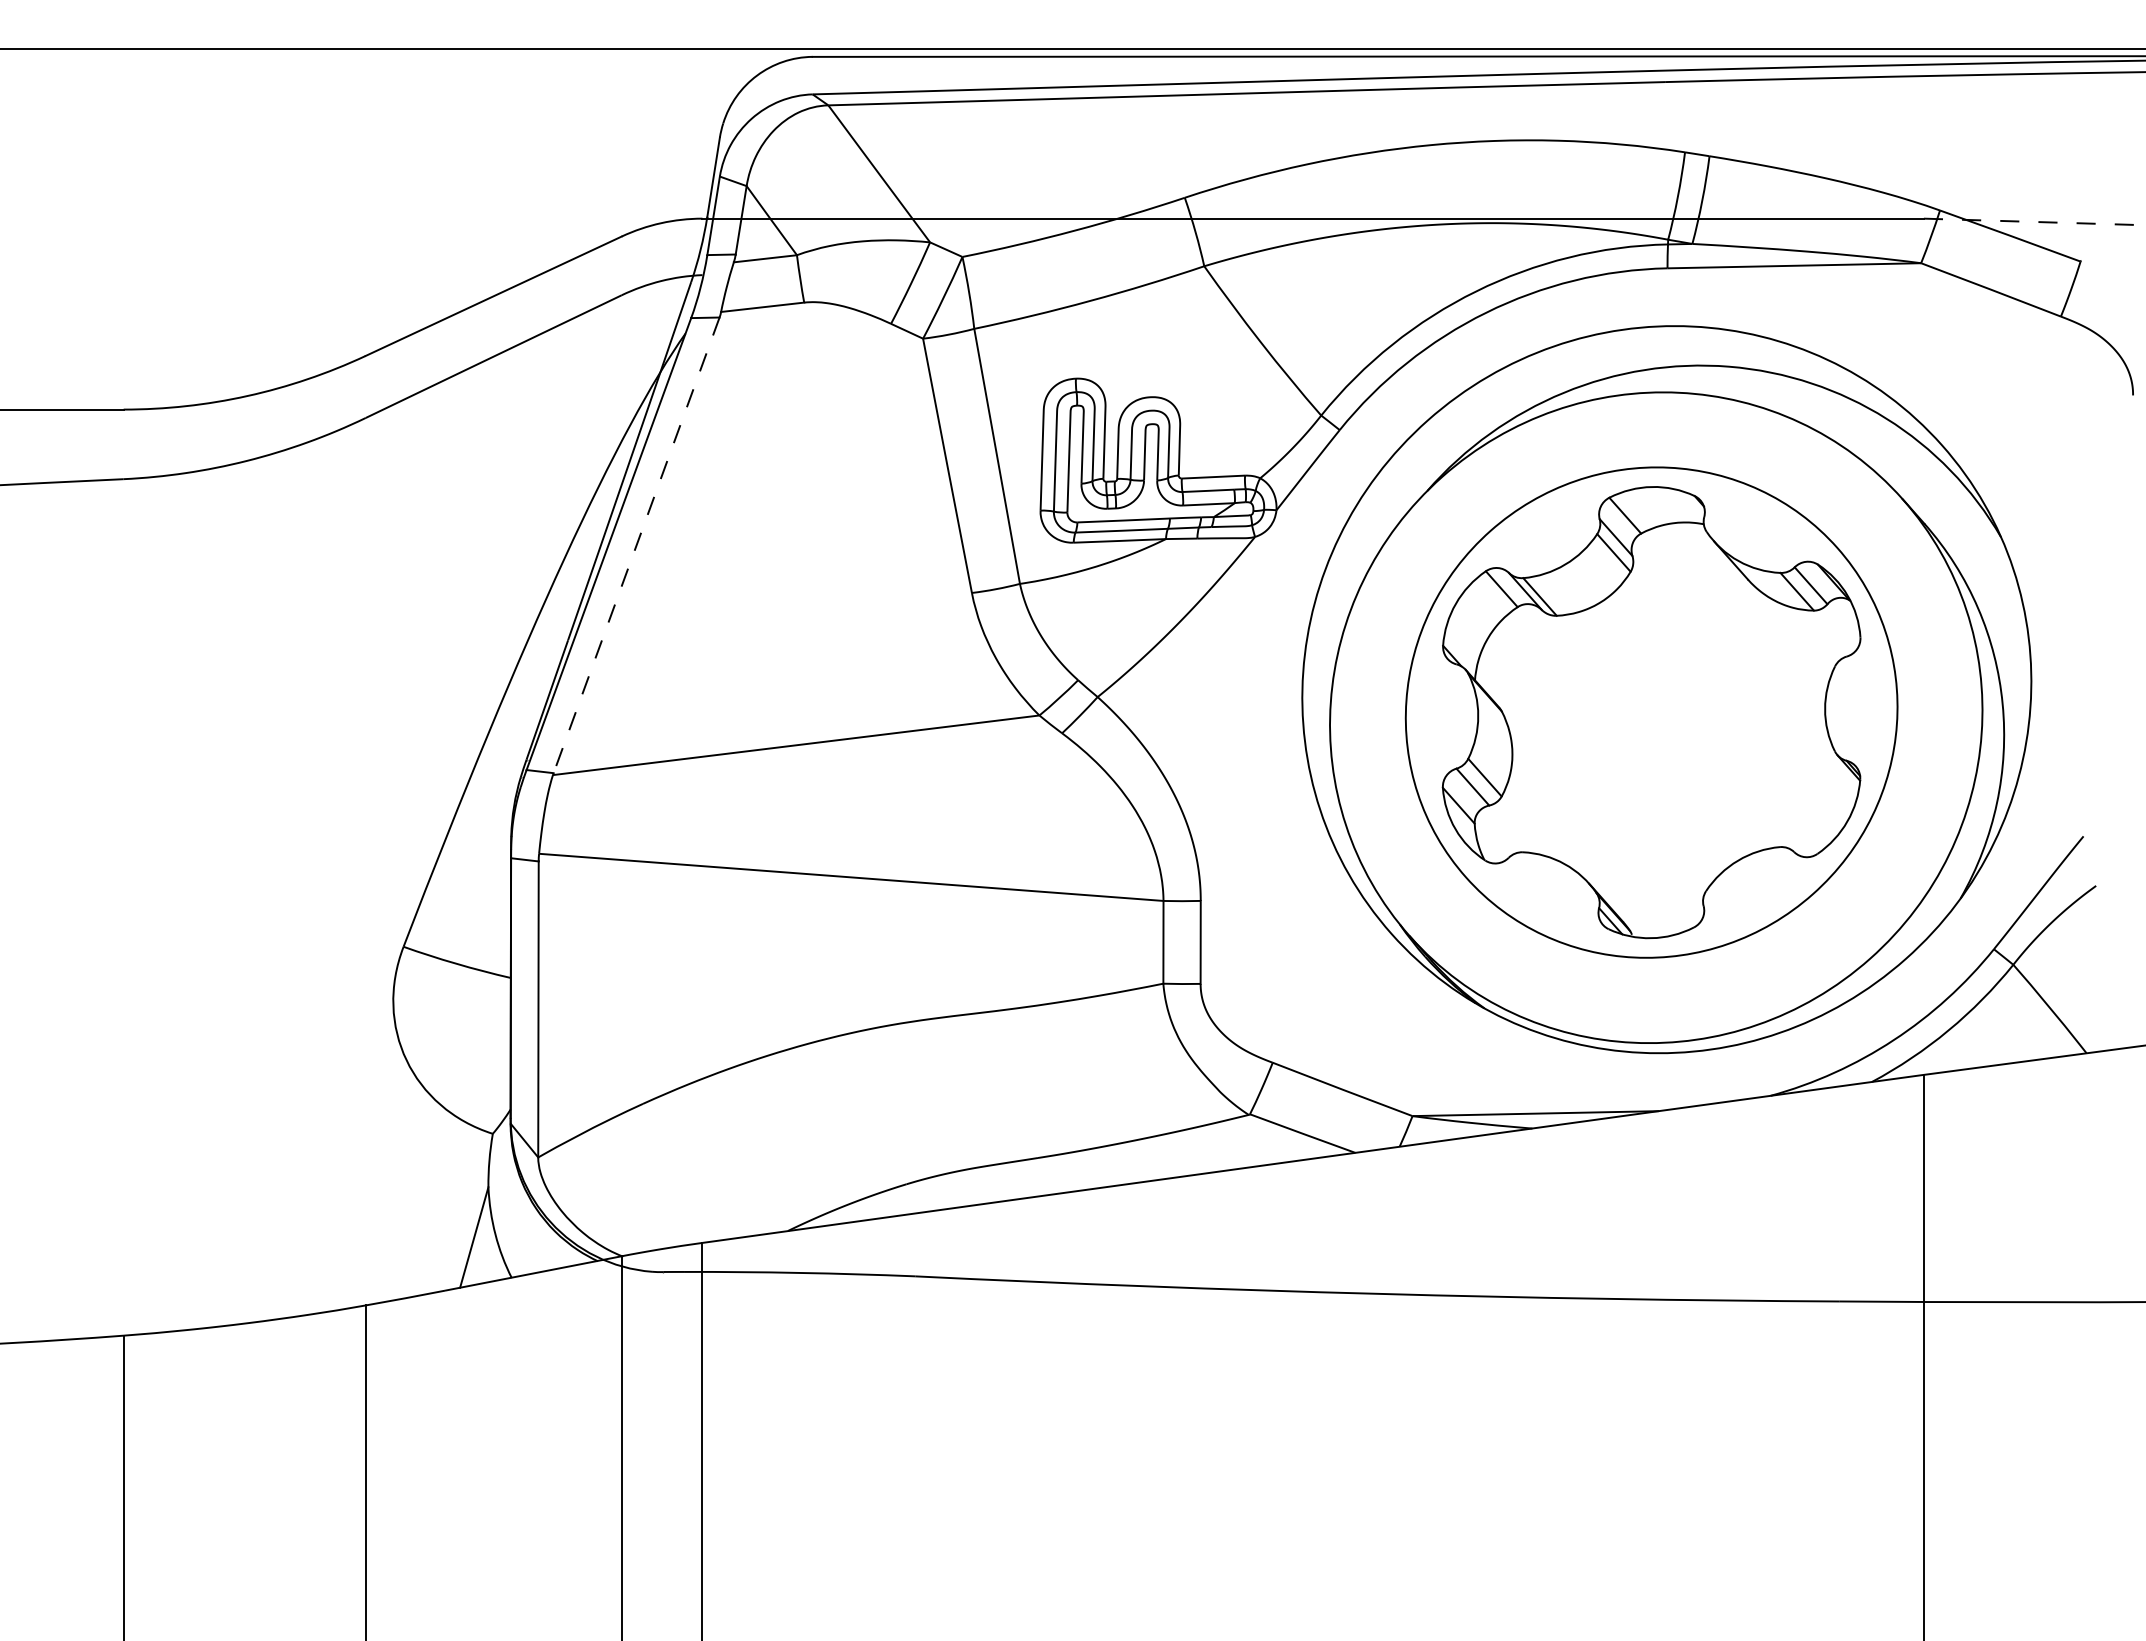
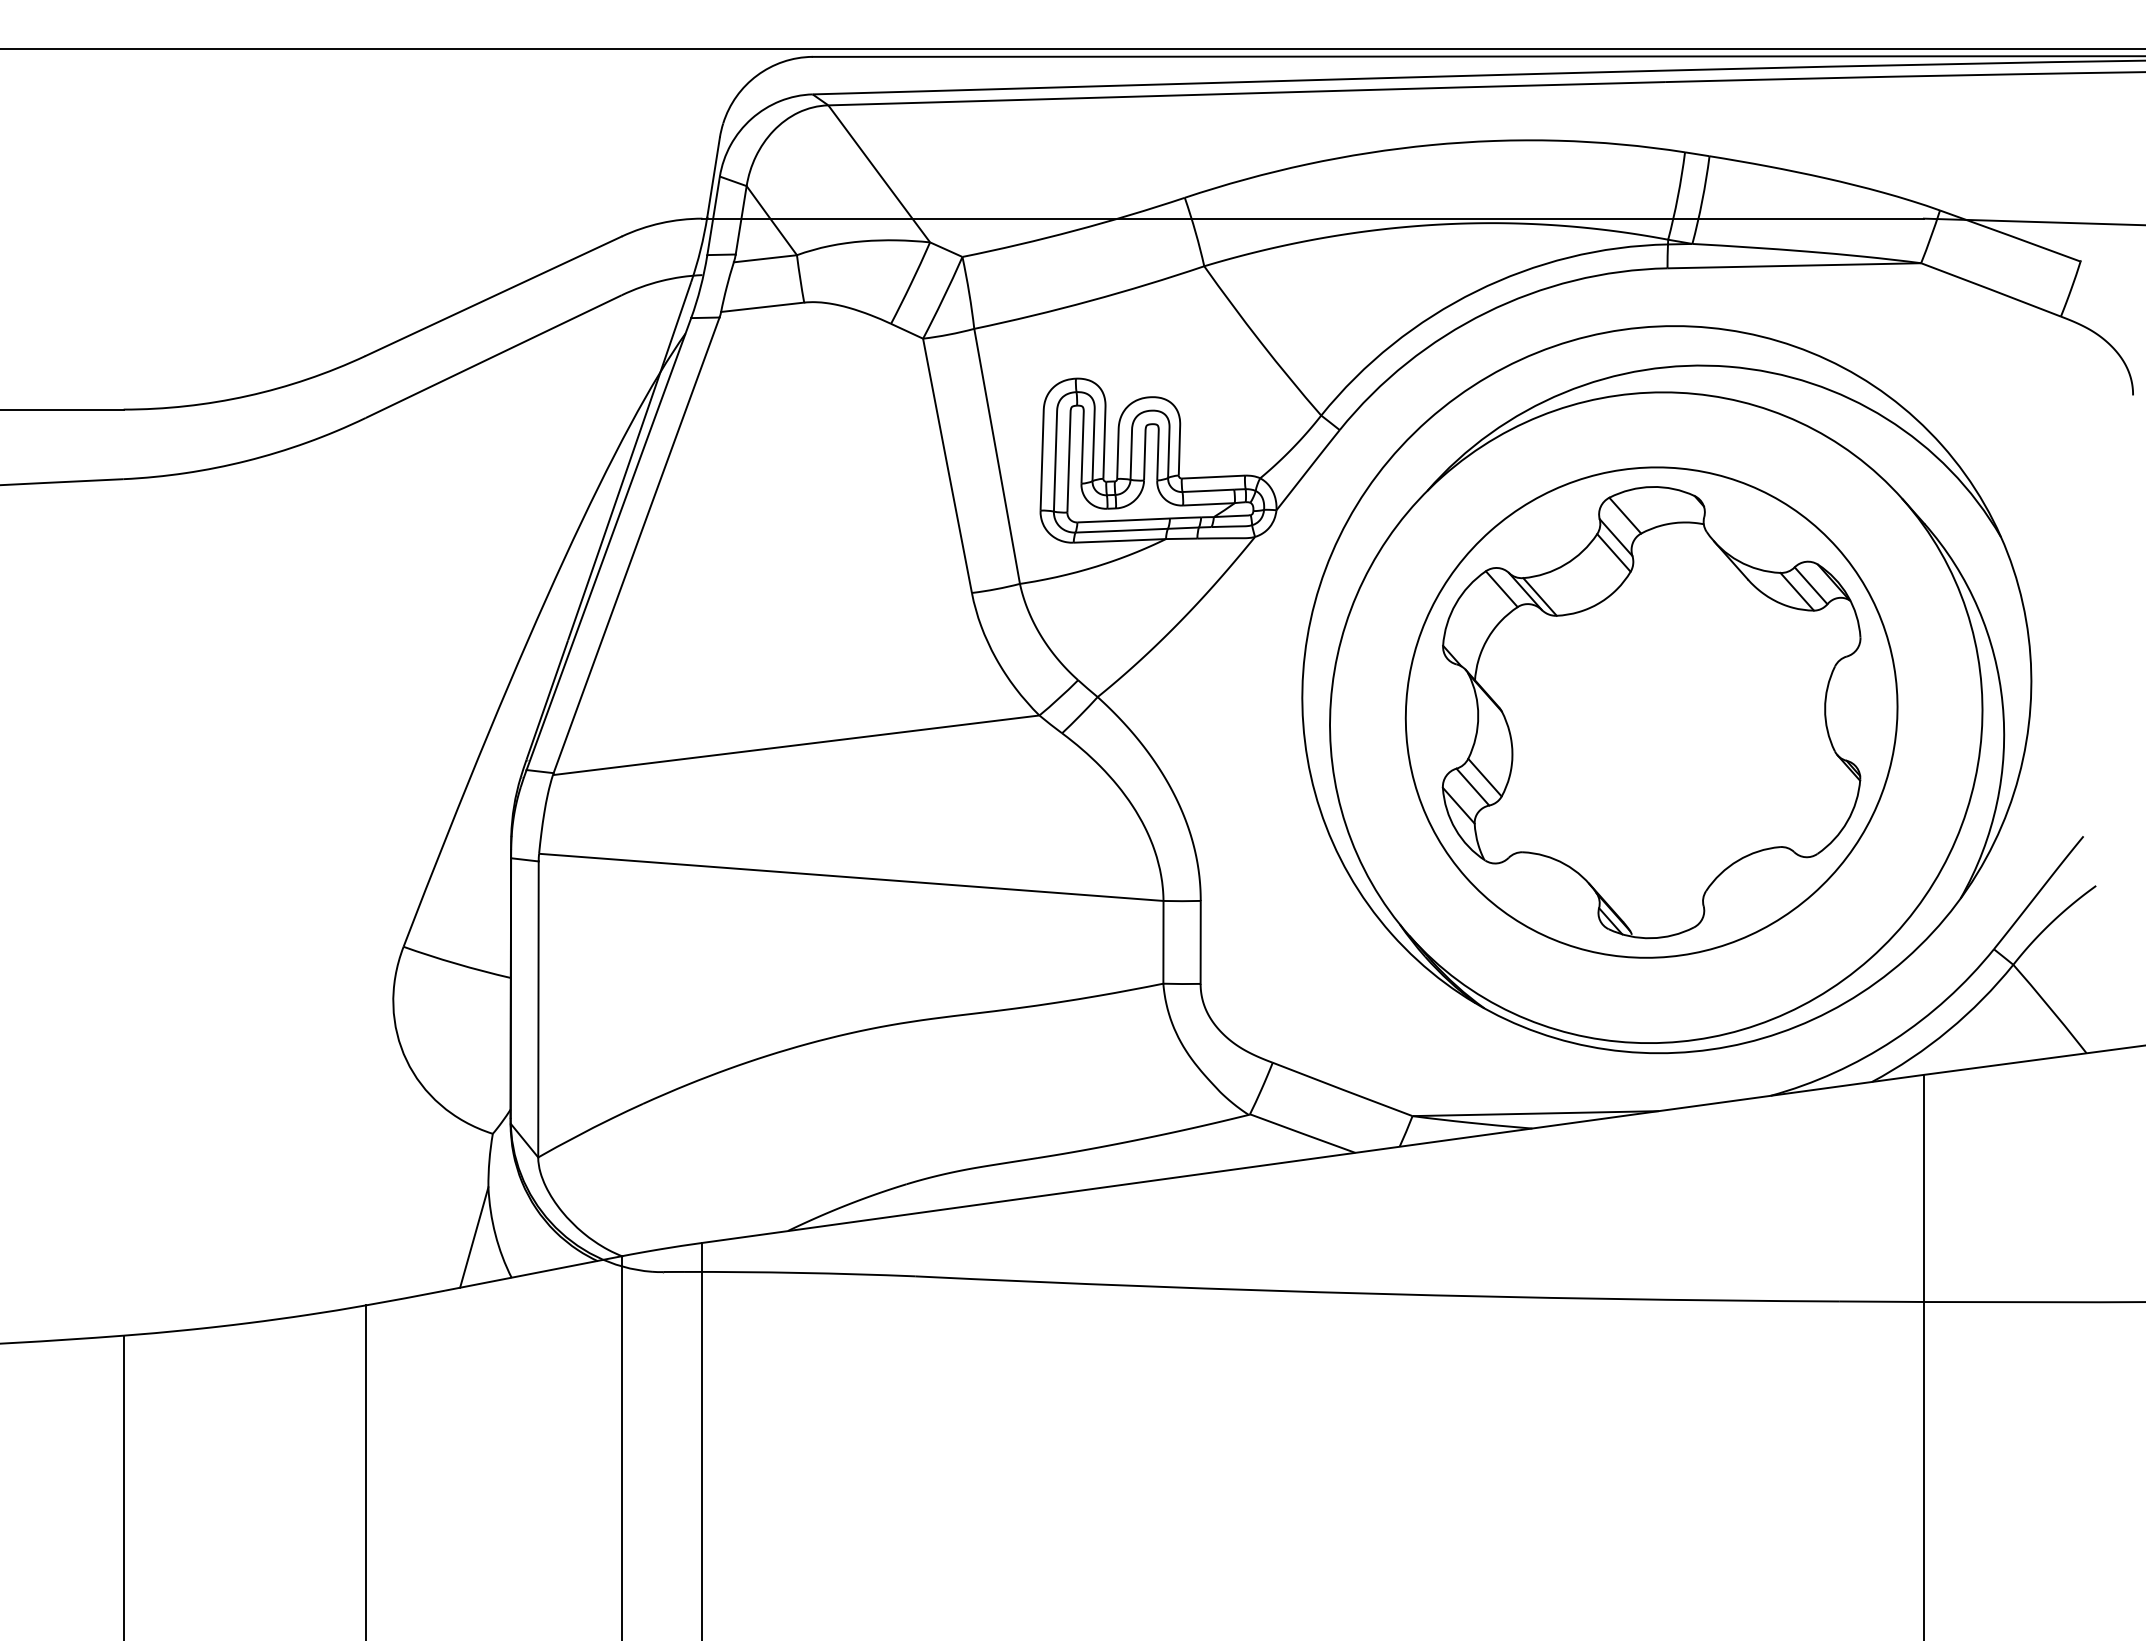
line: dashed -> solid (2034, 221)
line: dashed -> solid (636, 545)
